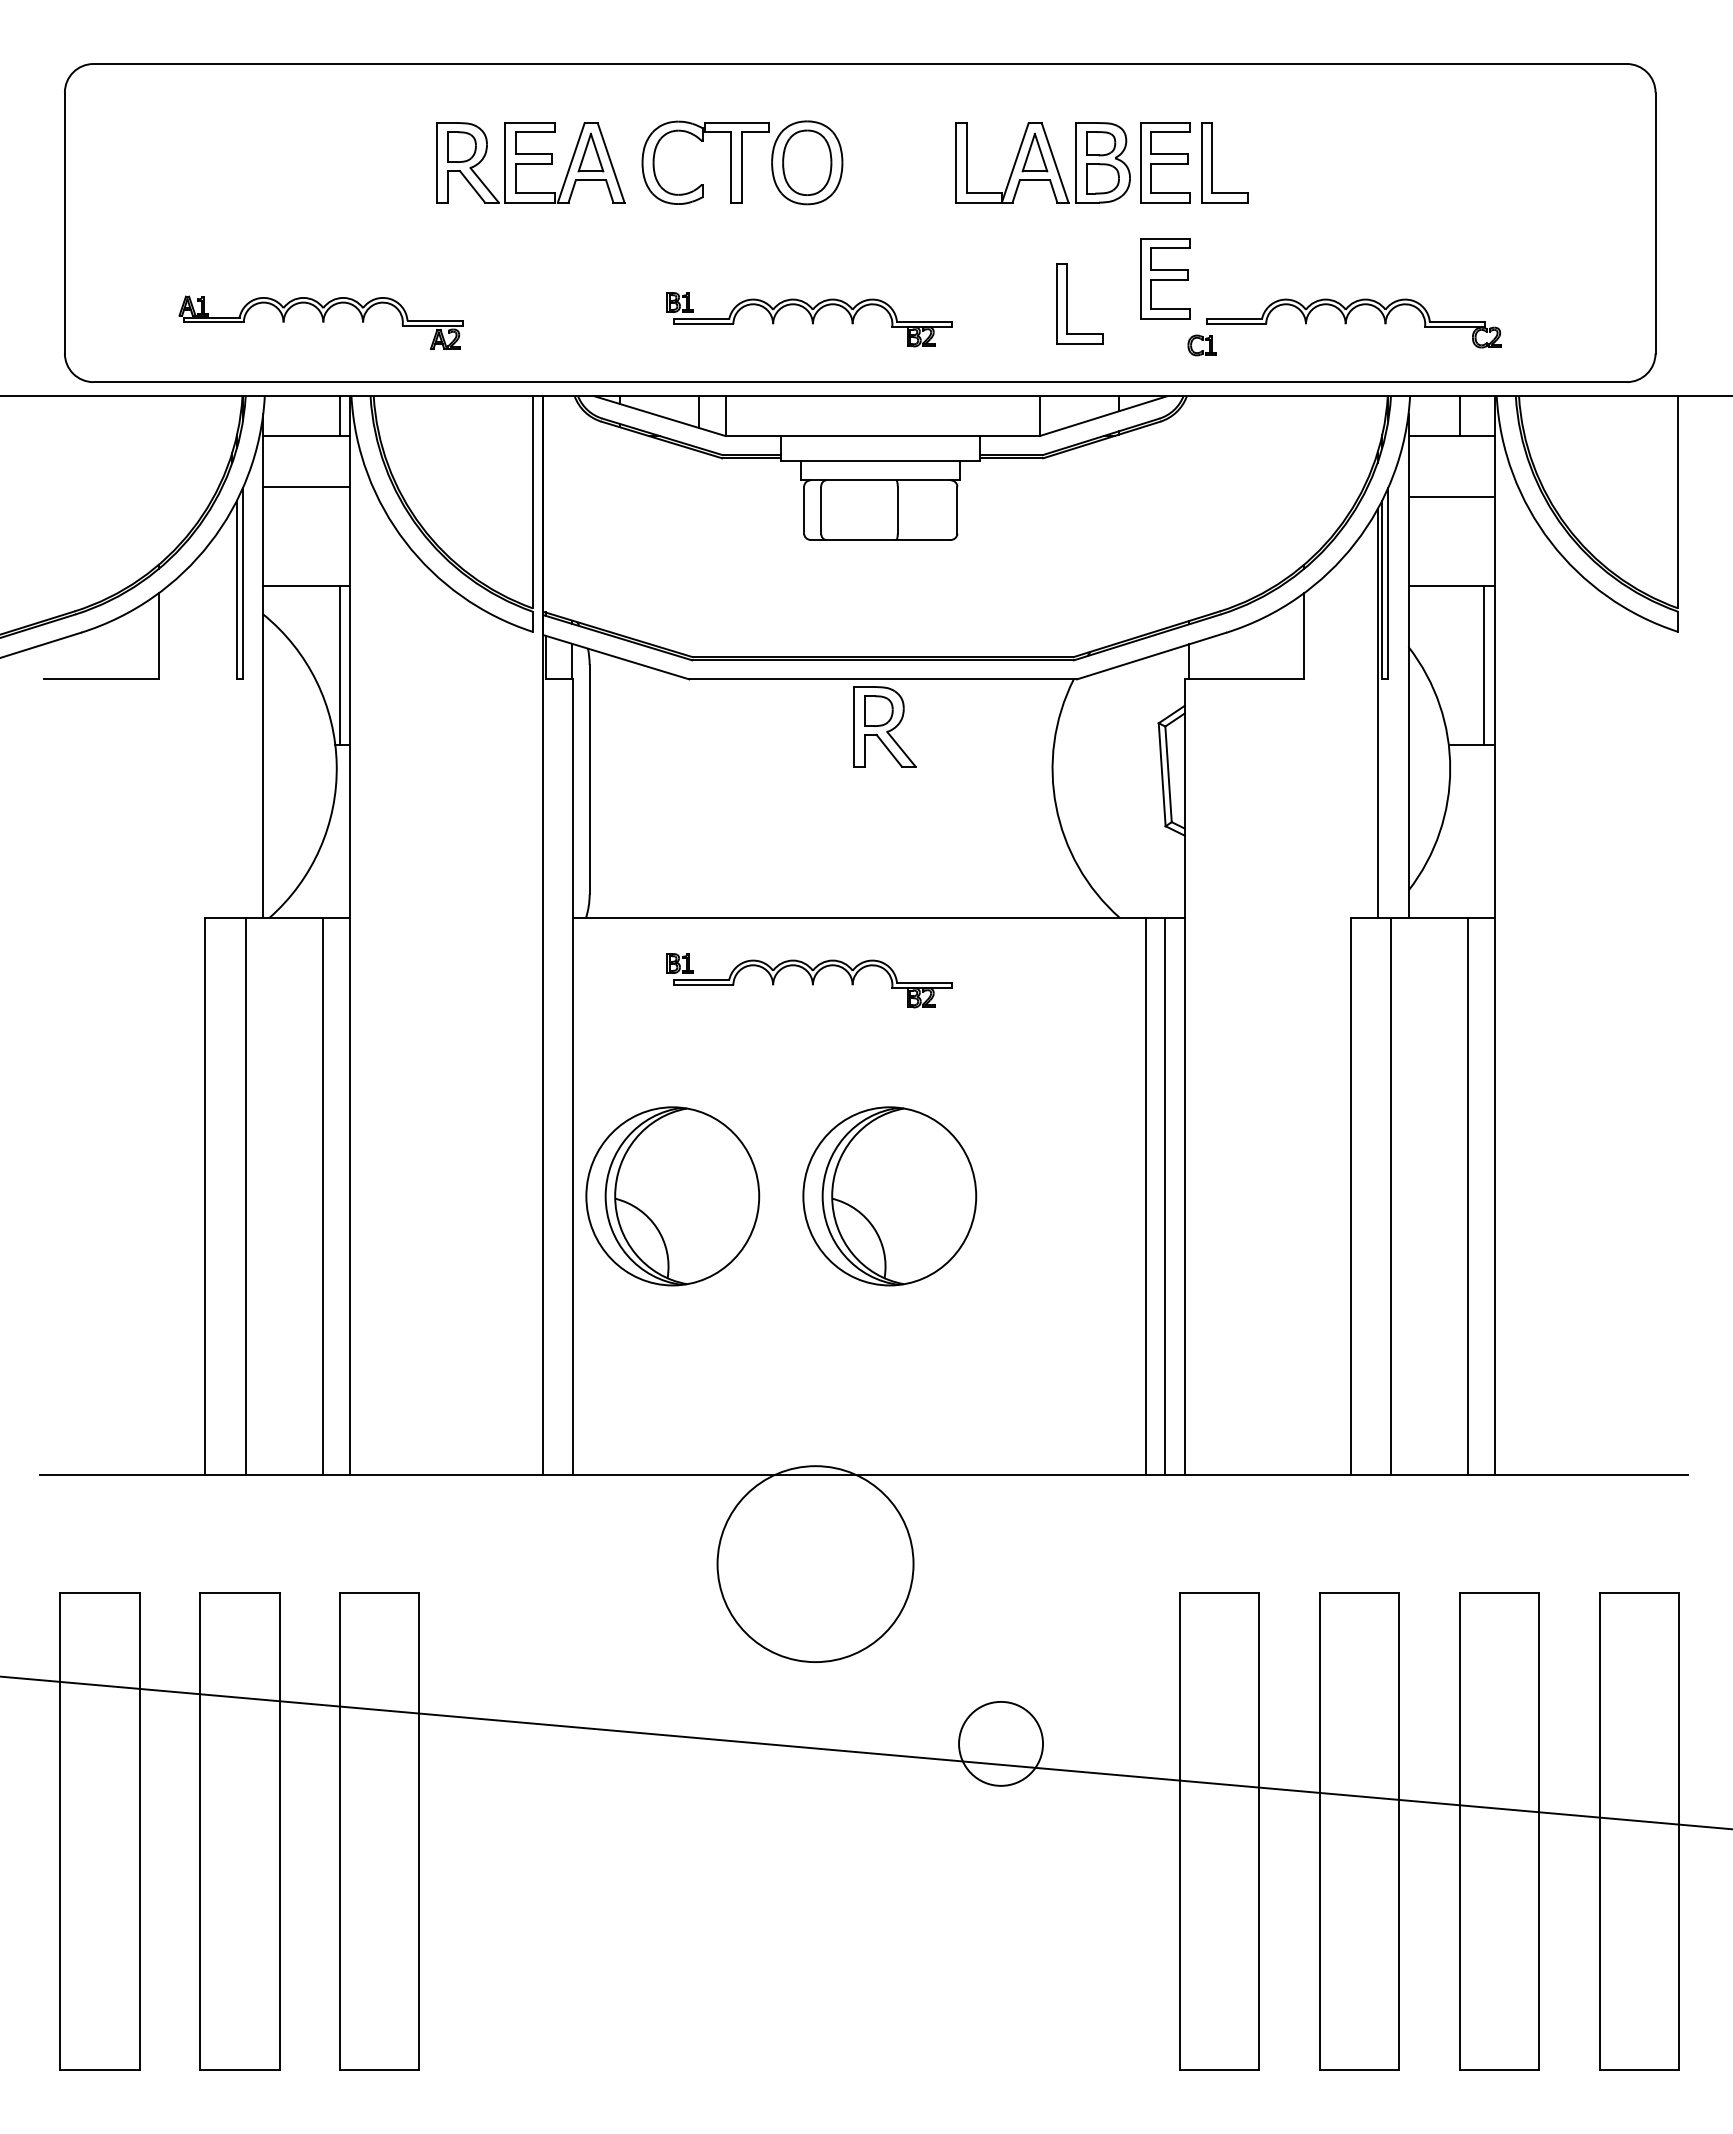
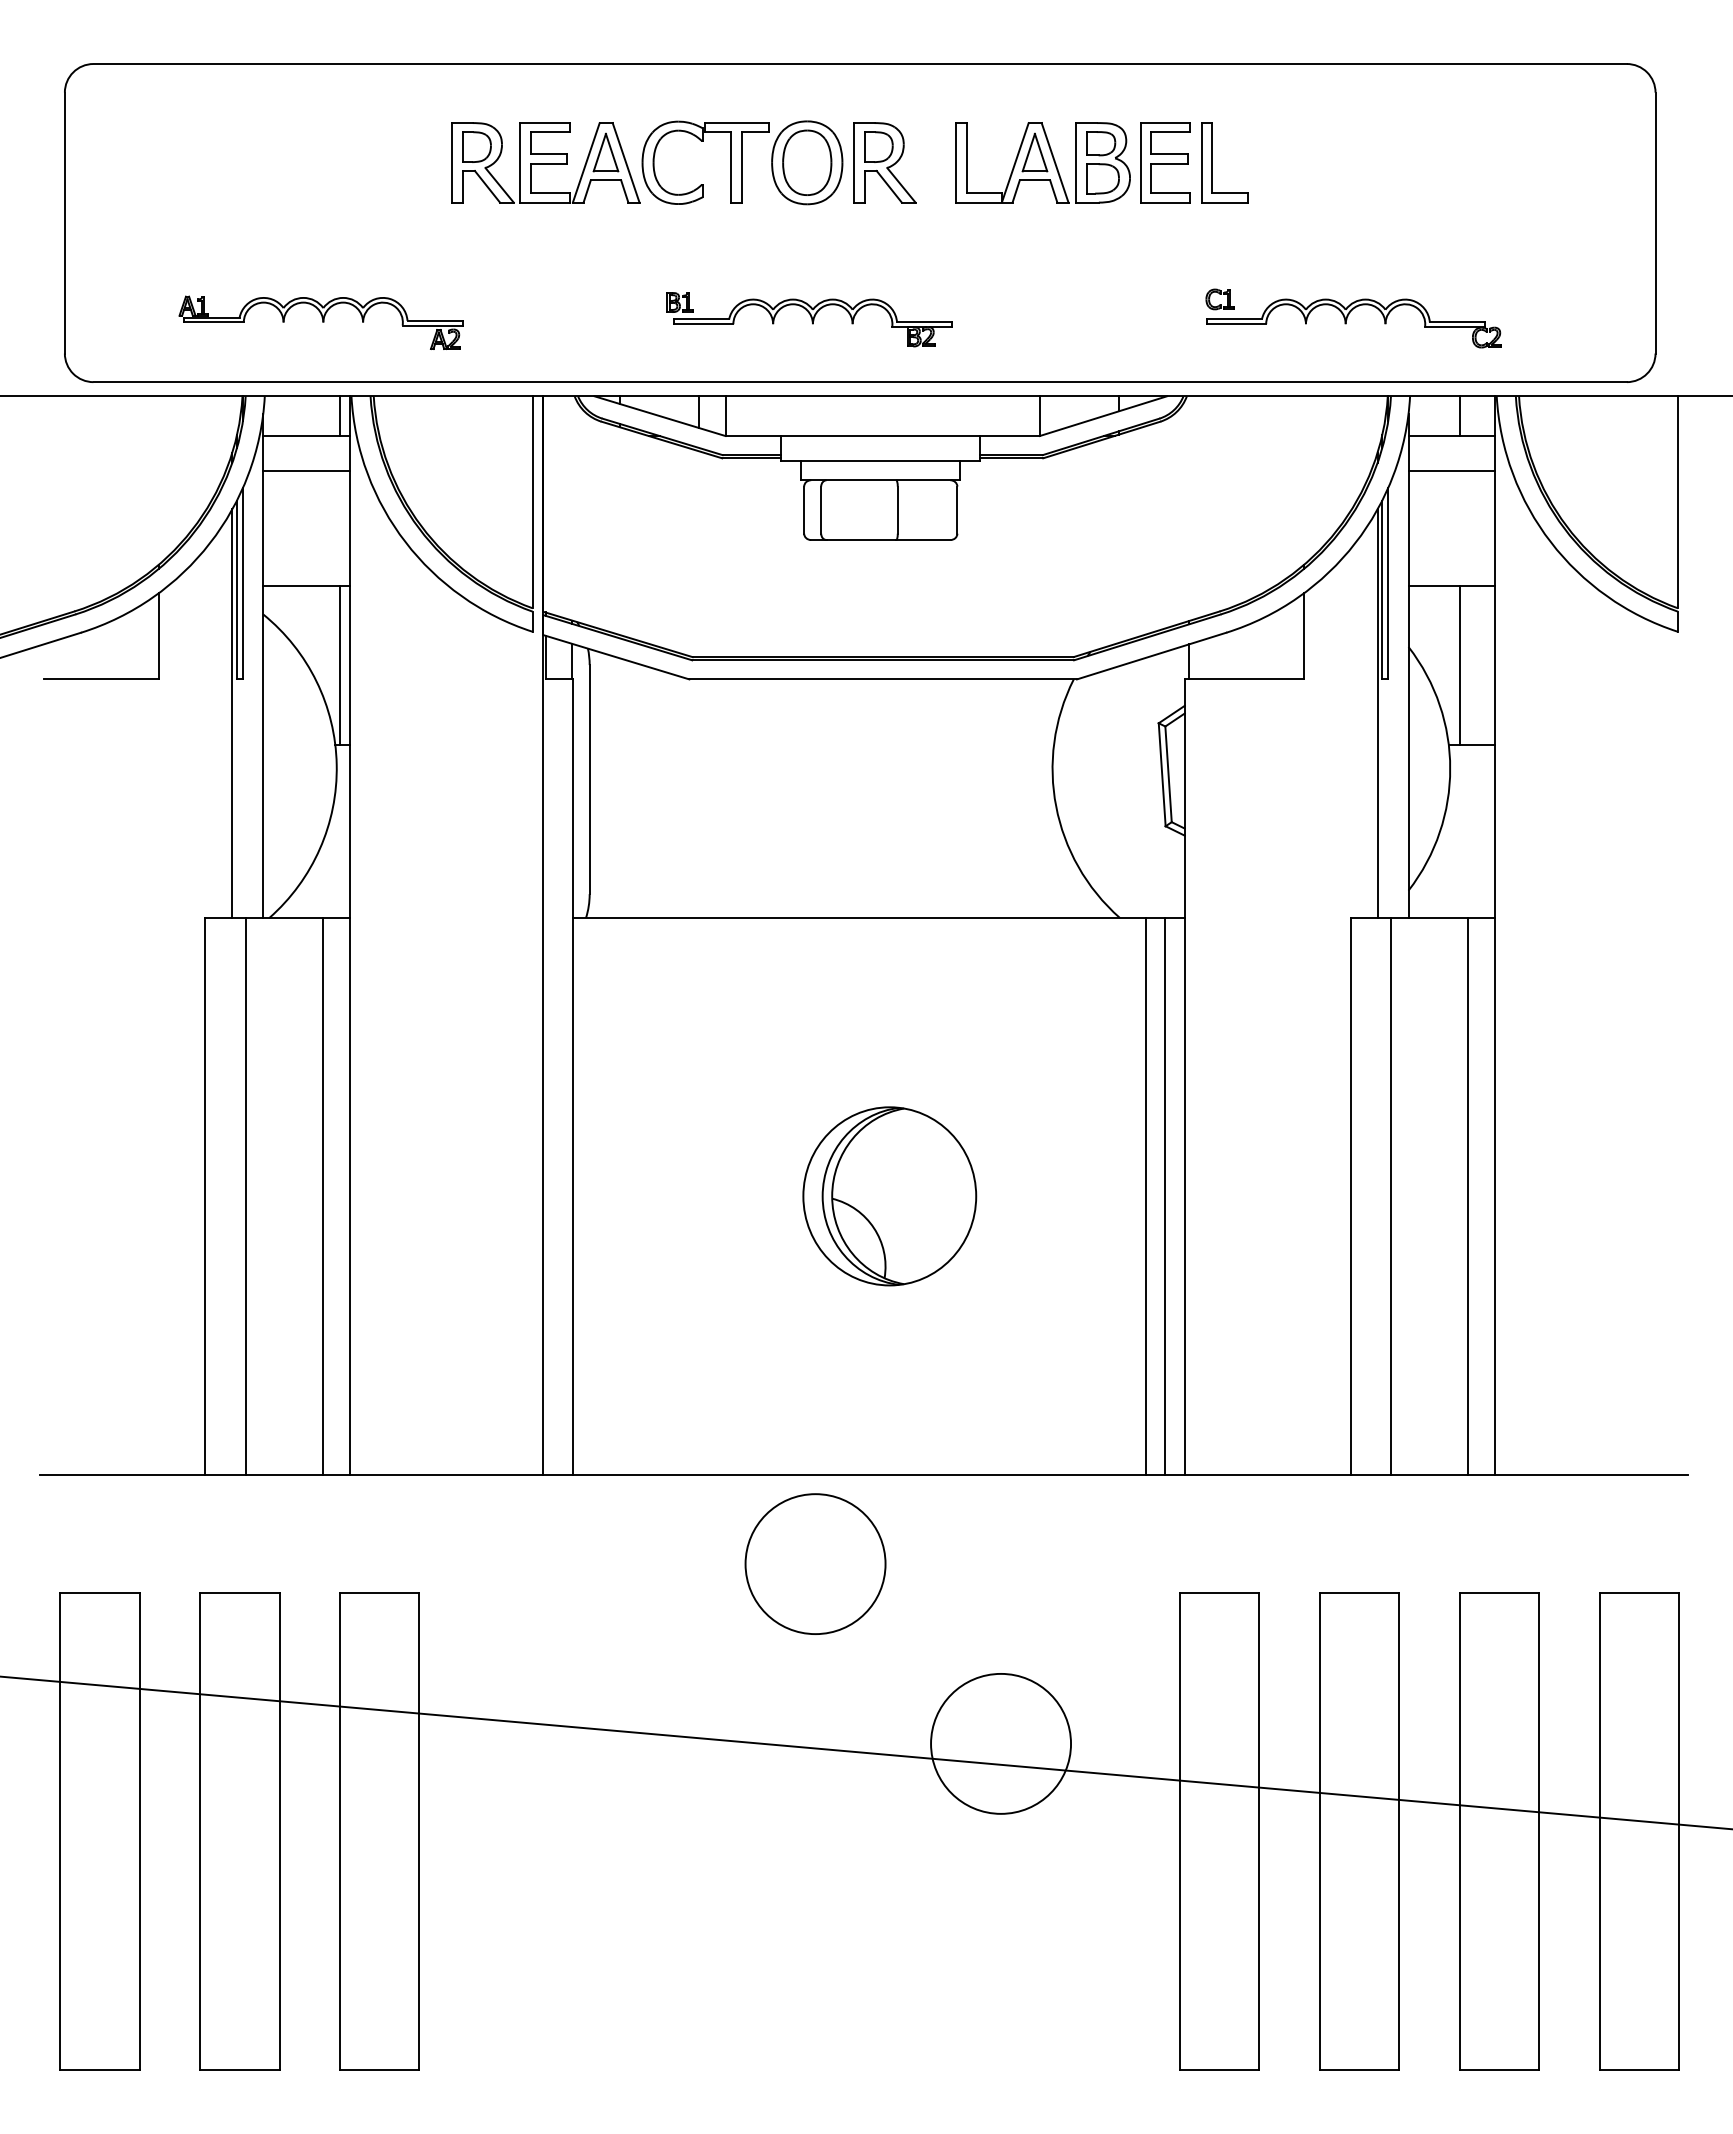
part position: (530, 162) -> (545, 162) (545, 162)
part: present -> none (1165, 278)
part: present -> none (1067, 303)
part position: (1201, 345) -> (1219, 299) (1219, 299)
line position: (306, 487) -> (306, 471) (306, 471)
line position: (1451, 497) -> (1451, 471) (1451, 471)
line position: (1483, 664) -> (1459, 664) (1459, 664)
line: none -> present (232, 713)
part position: (884, 726) -> (884, 162) (884, 162)
part: present -> none (809, 980)
part: present -> none (672, 1196)
circle diameter: 196 px -> 140 px (815, 1564)
circle diameter: 84 px -> 140 px (1001, 1743)
